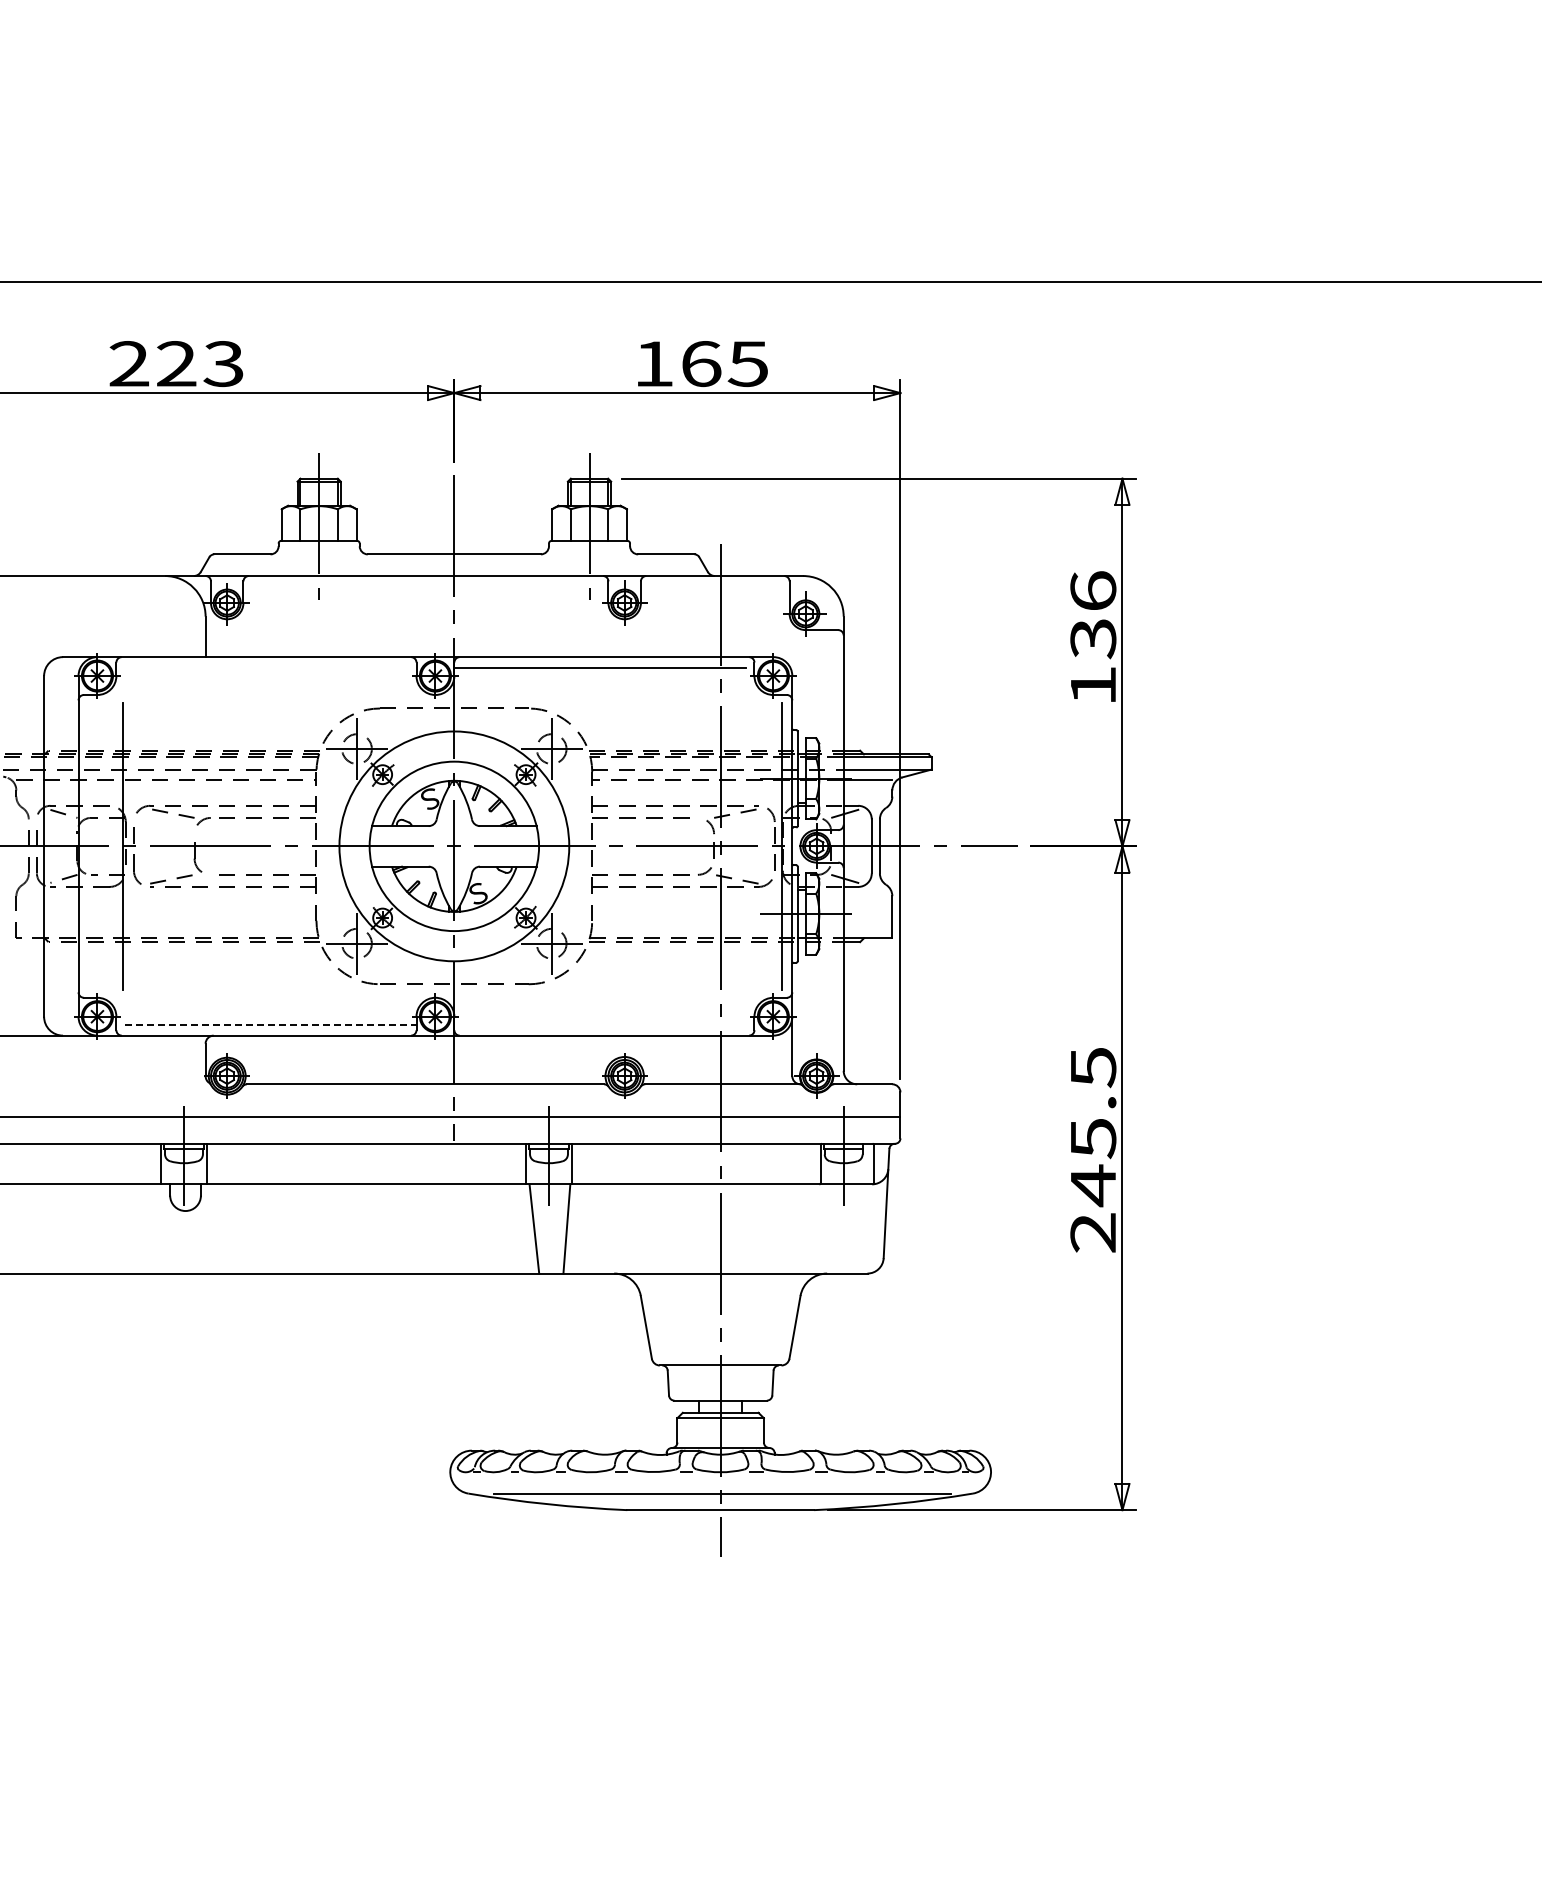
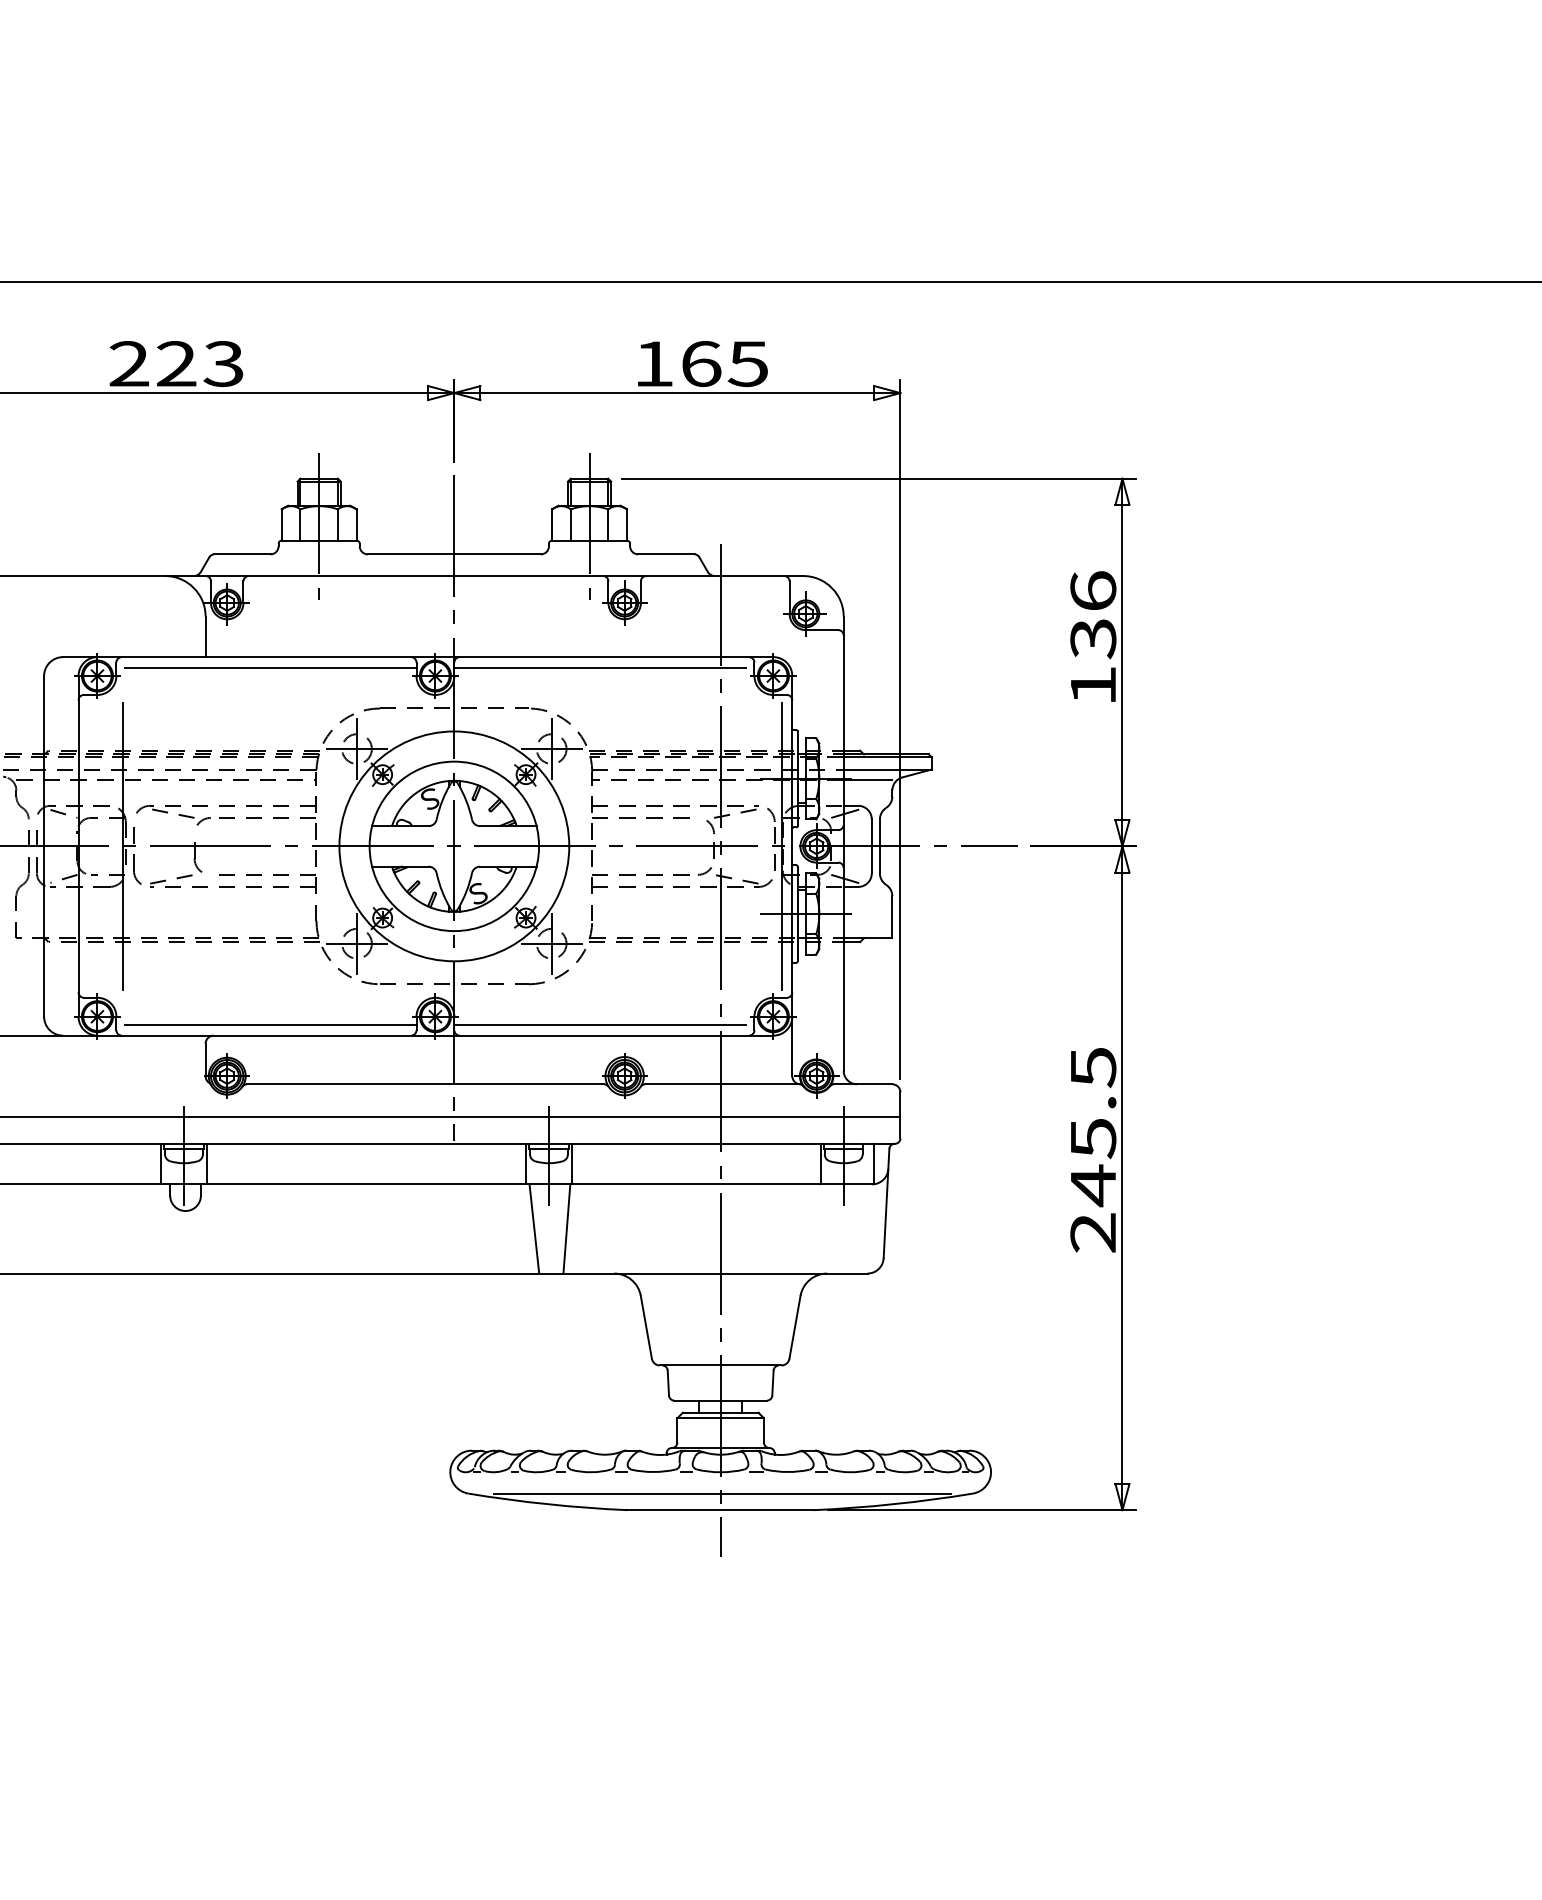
line: none -> present (270, 667)
line: dashed -> solid (270, 1025)
line: none -> present (600, 1025)
